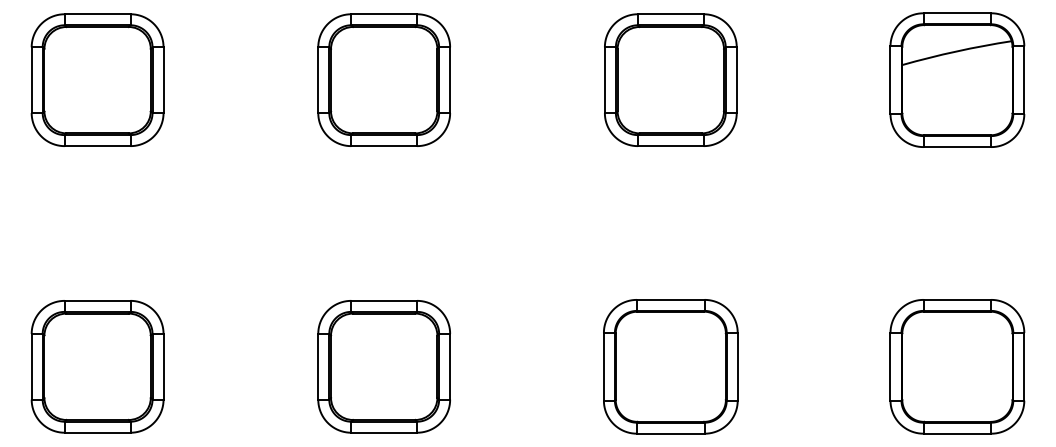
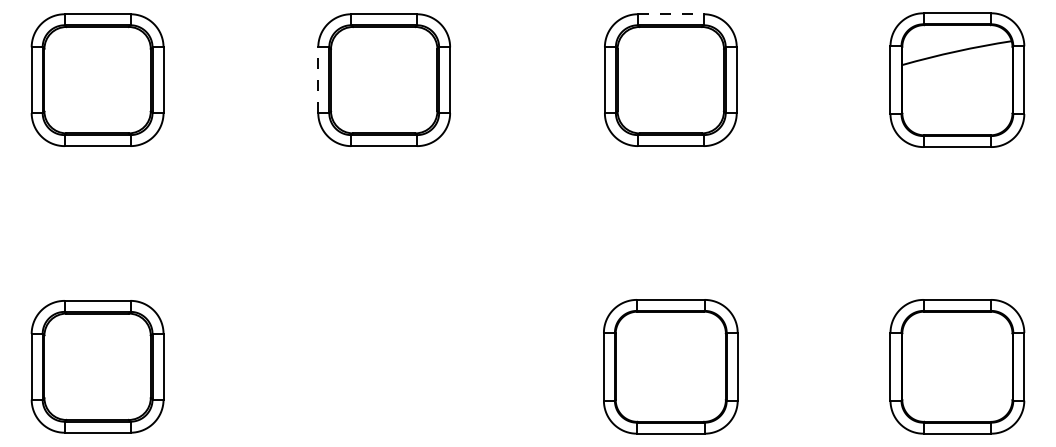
line: solid -> dashed (670, 14)
line: solid -> dashed (318, 80)
part: present -> none (383, 366)
